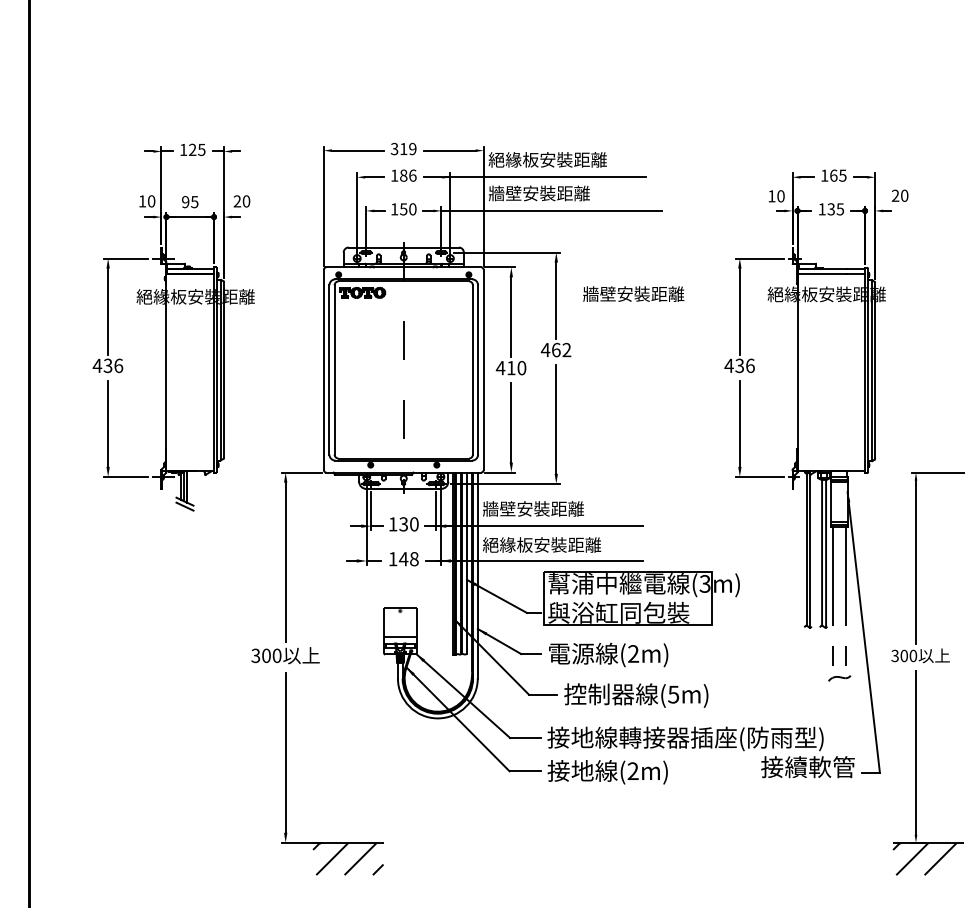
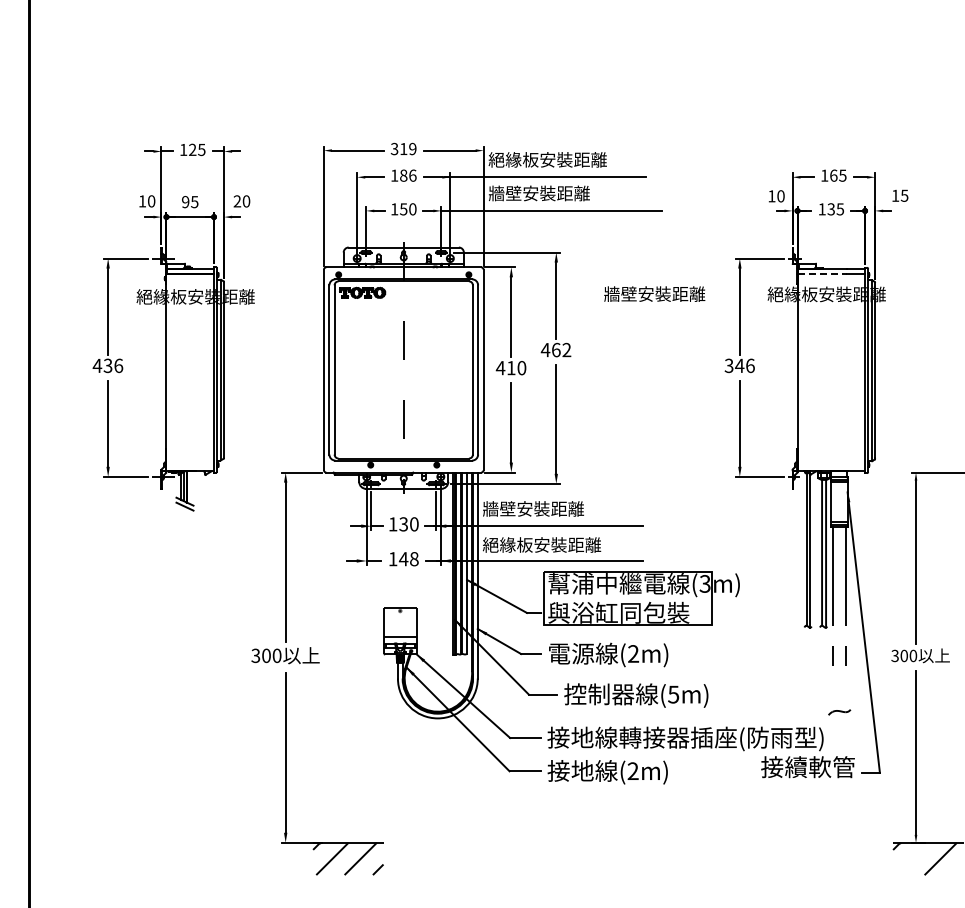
text: 20 -> 15 (899, 195)
line: solid -> dashed (822, 273)
text position: (633, 293) -> (654, 293) (654, 293)
text: 436 -> 346 (734, 365)
part position: (839, 678) -> (839, 712) (839, 712)
line: present -> none (912, 858)
